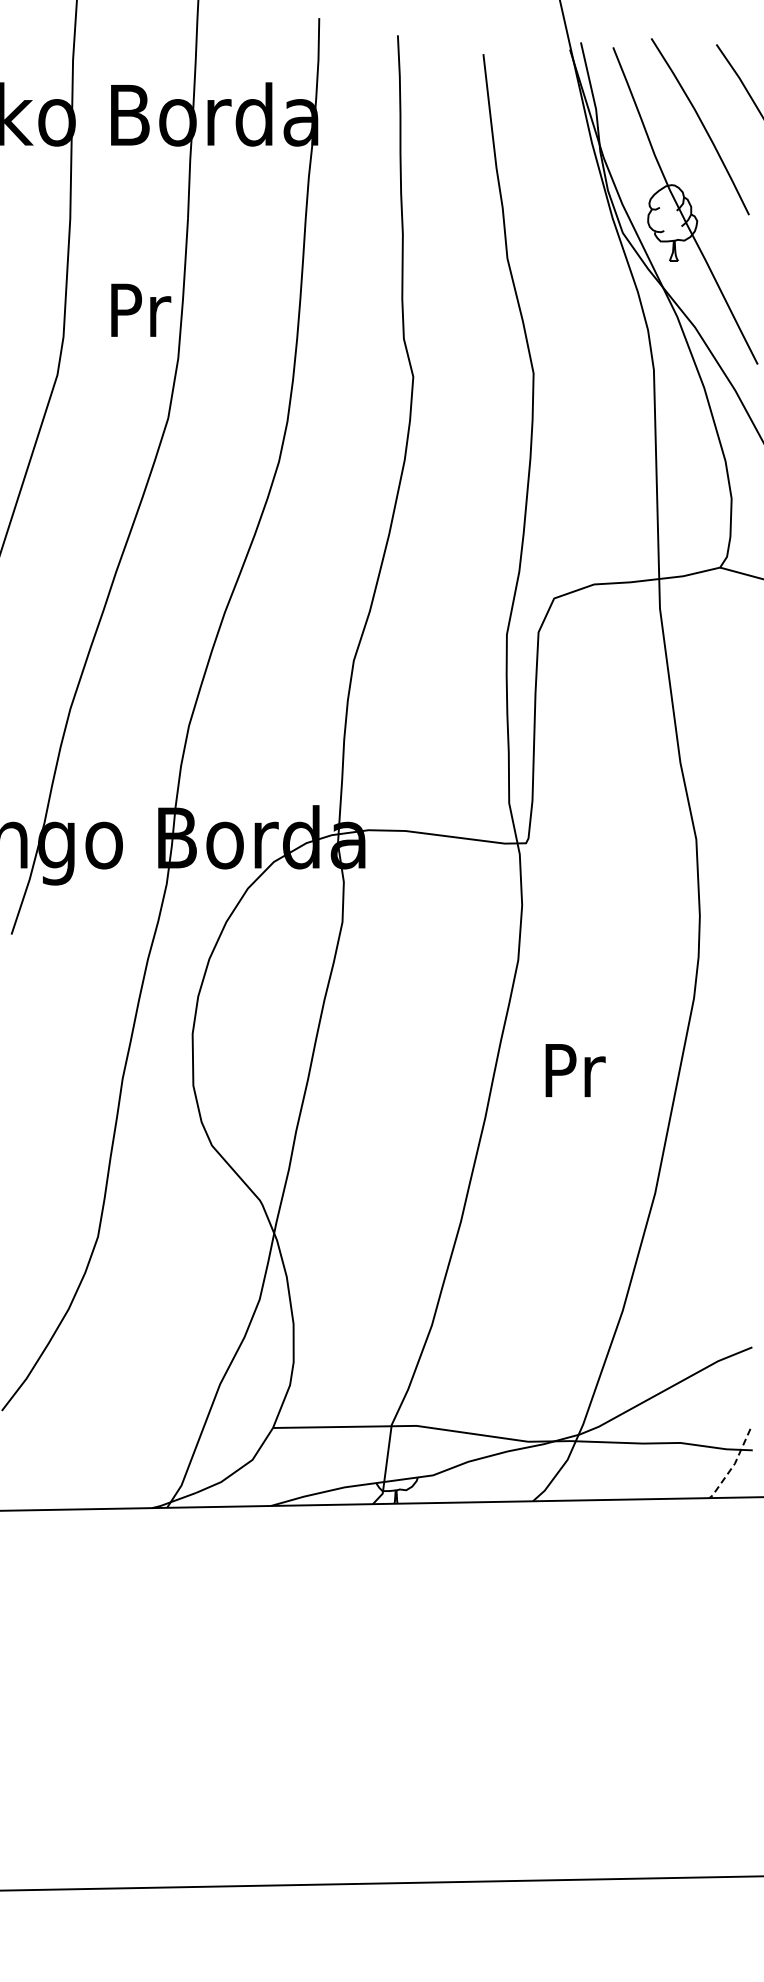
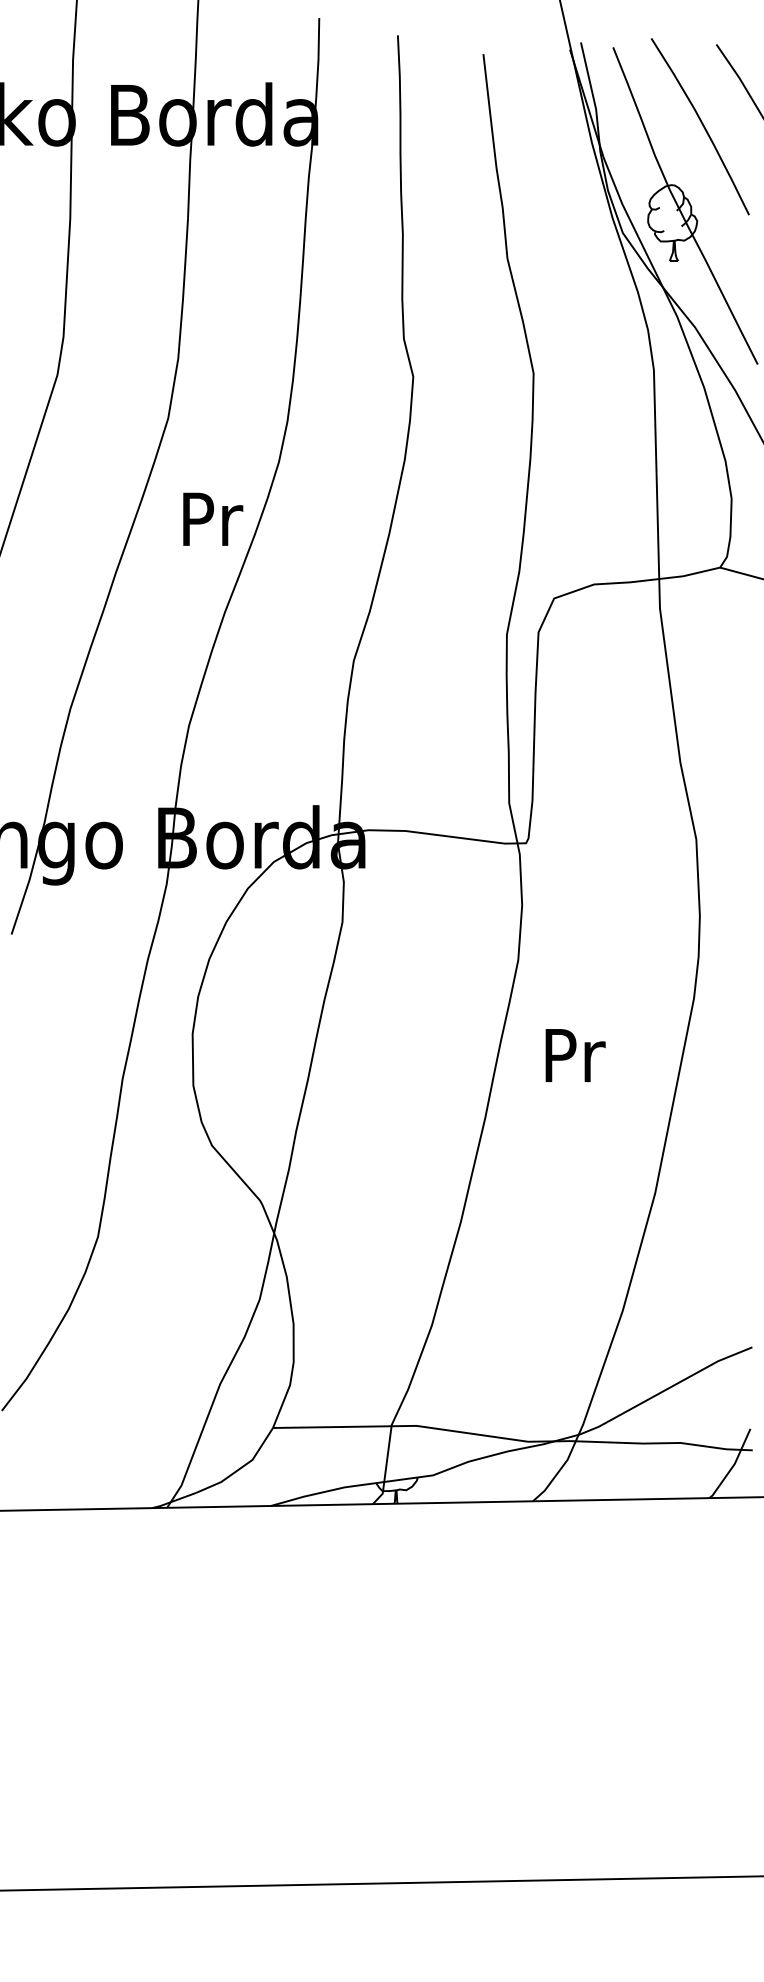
text position: (141, 309) -> (213, 518) (213, 518)
text position: (575, 1070) -> (575, 1055) (575, 1055)
line: dashed -> solid (733, 1466)
